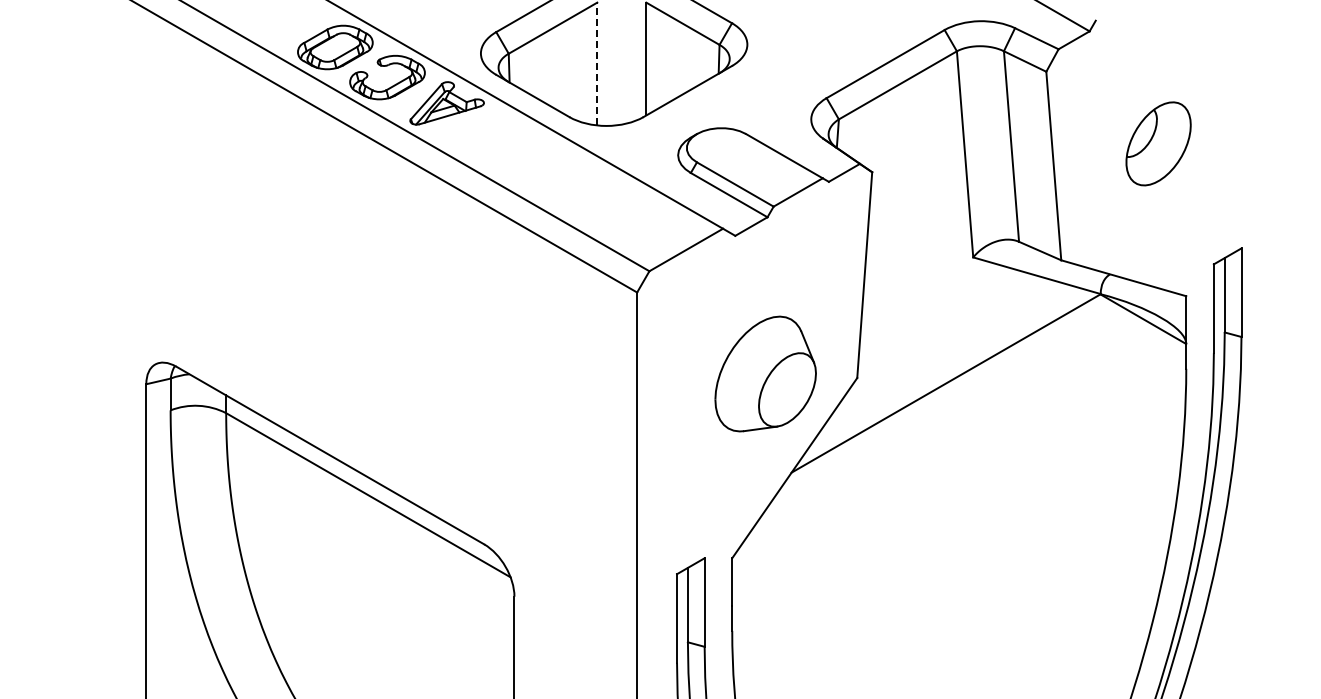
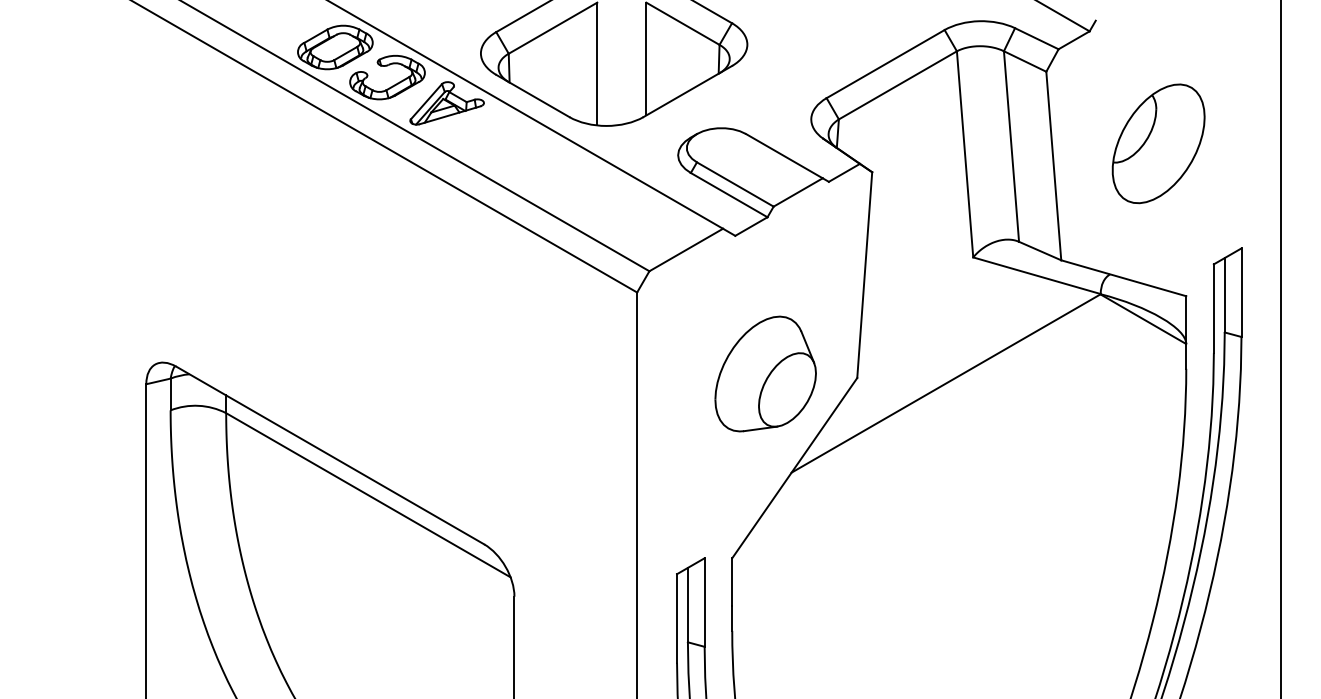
line: dashed -> solid (597, 63)
part size: 67x86 px -> 95x122 px (1158, 143)
line: none -> present (1281, 348)
